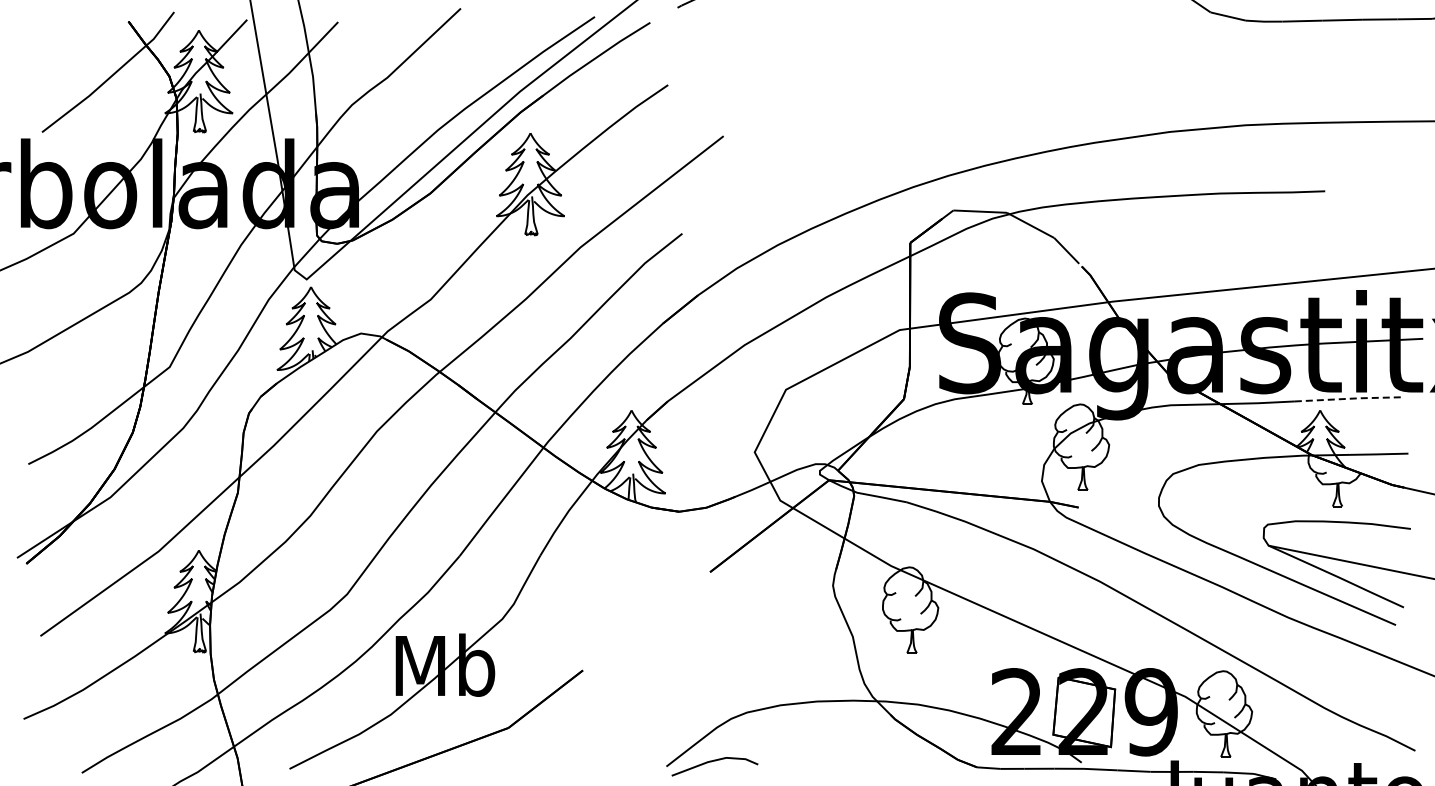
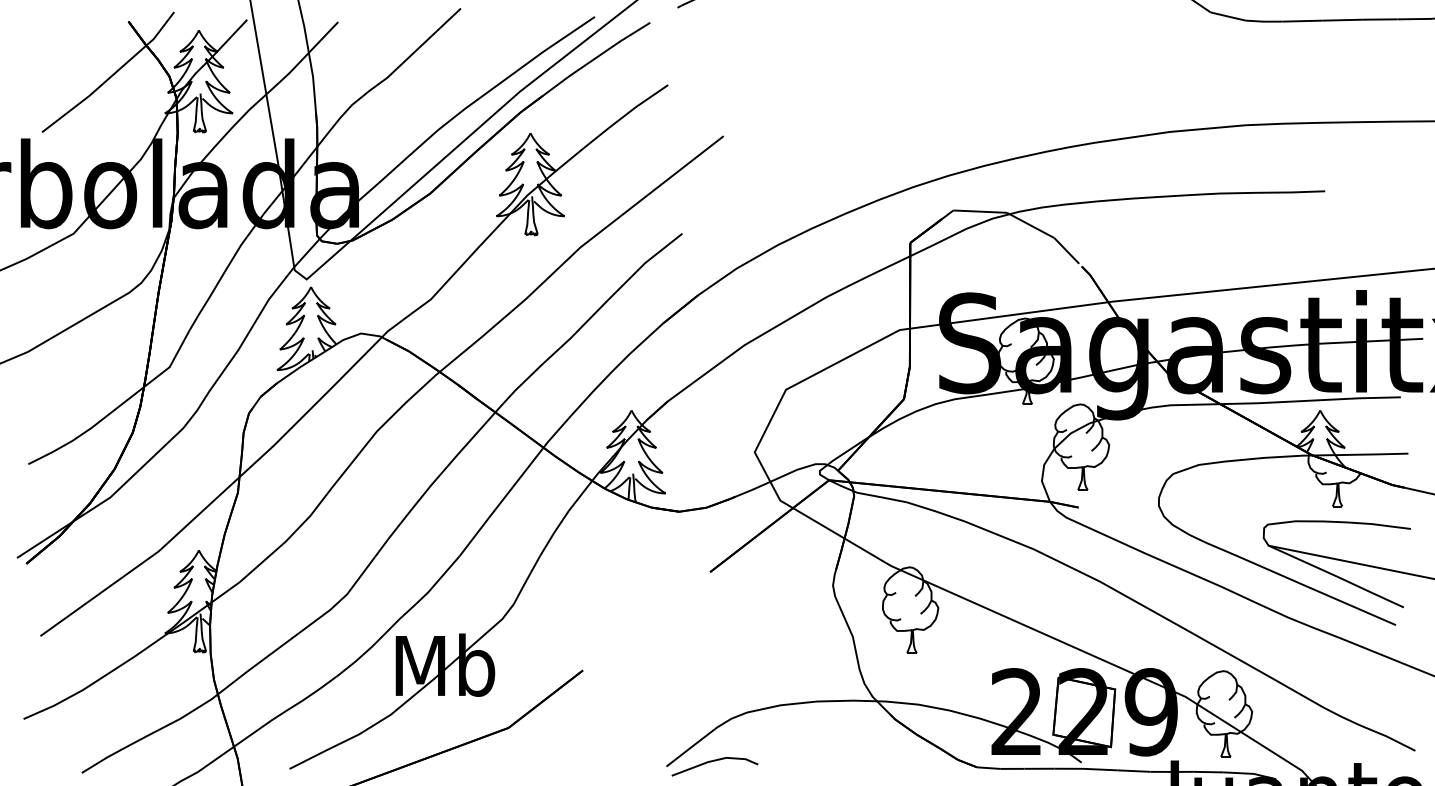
line: dashed -> solid (1347, 398)
